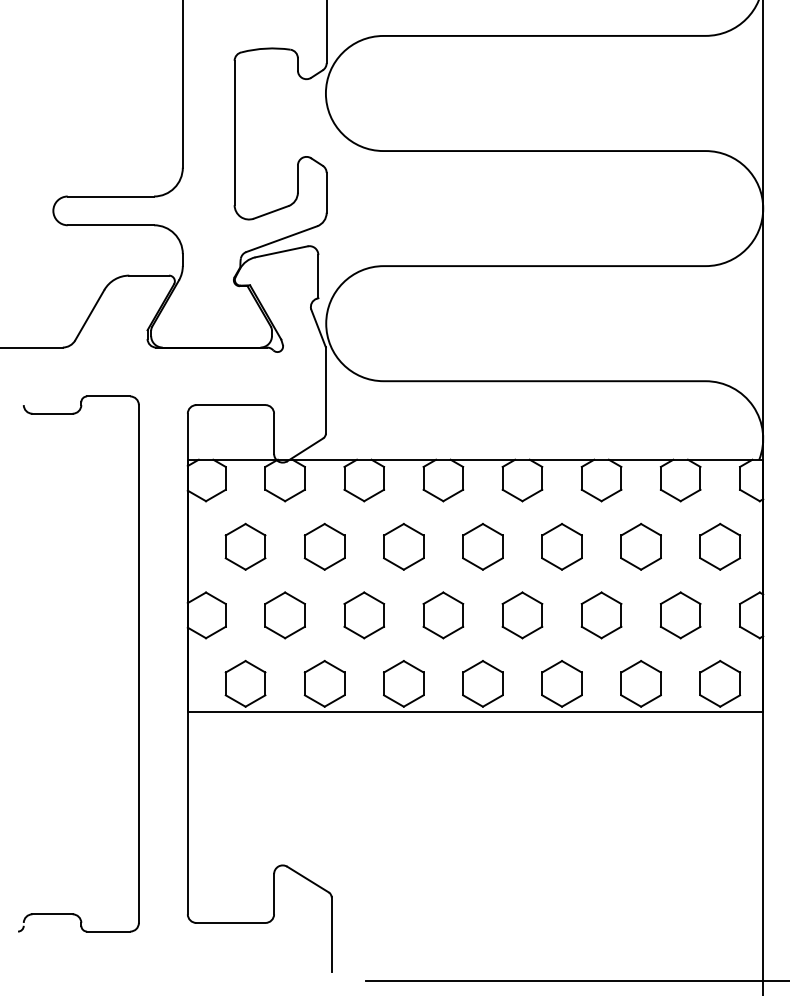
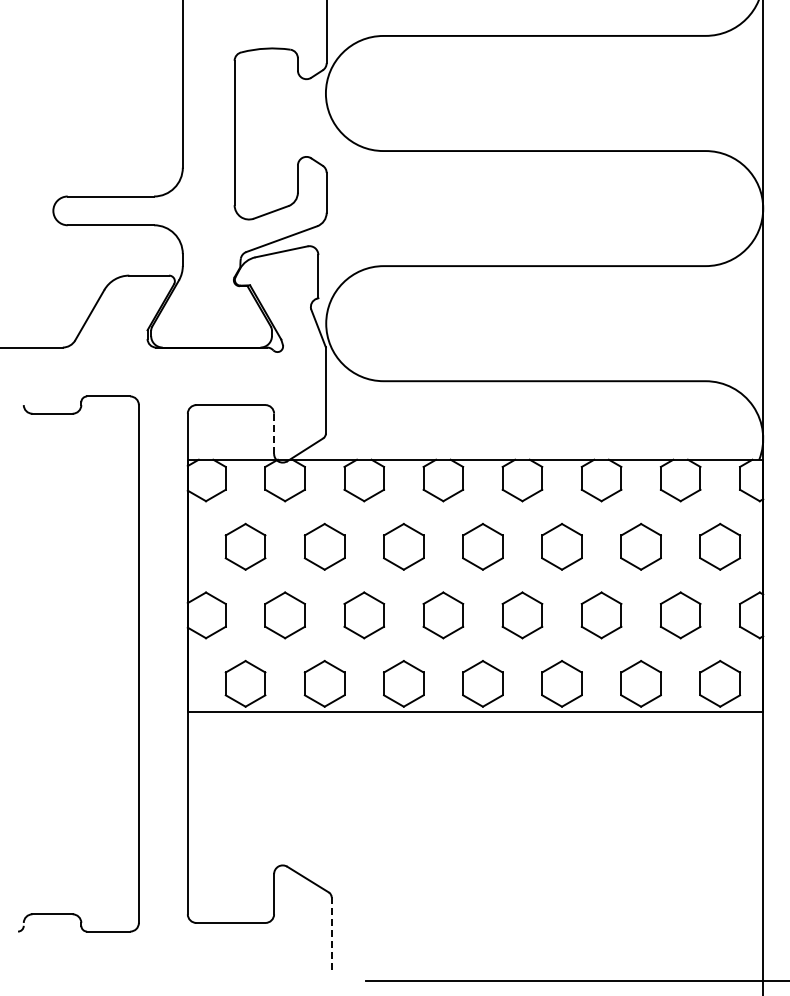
line: solid -> dashed (274, 433)
line: solid -> dashed (331, 935)
